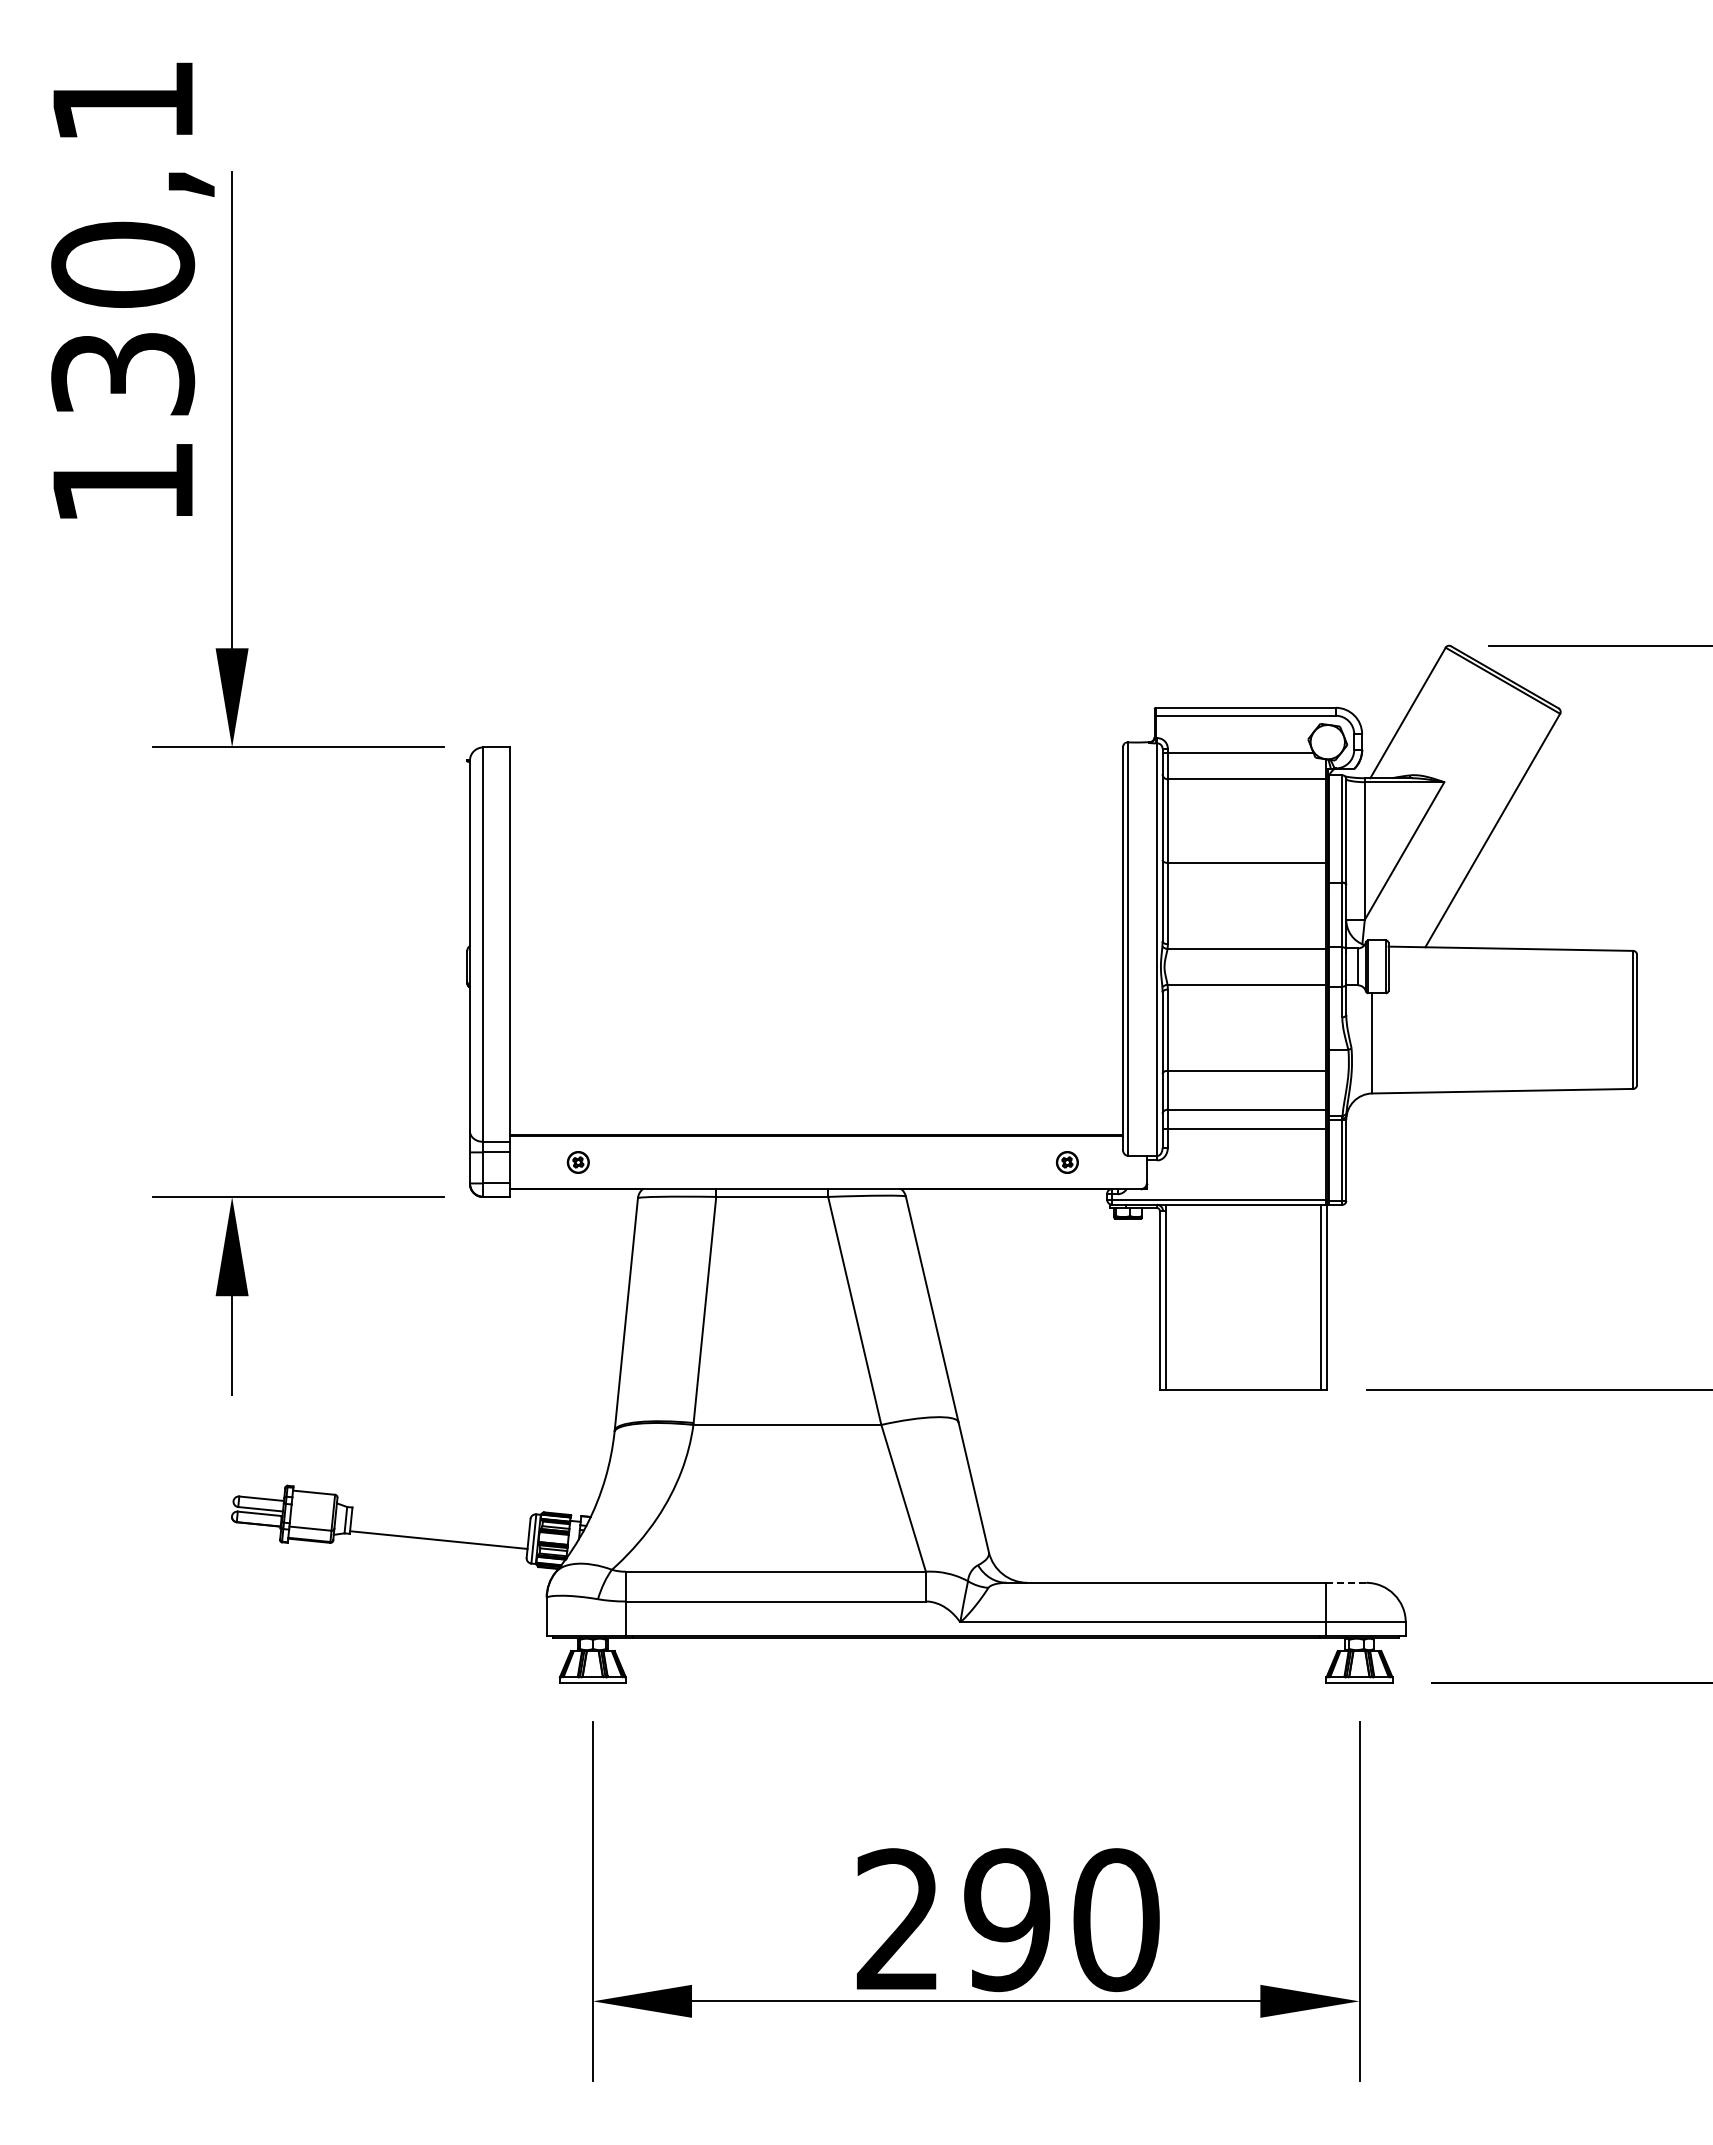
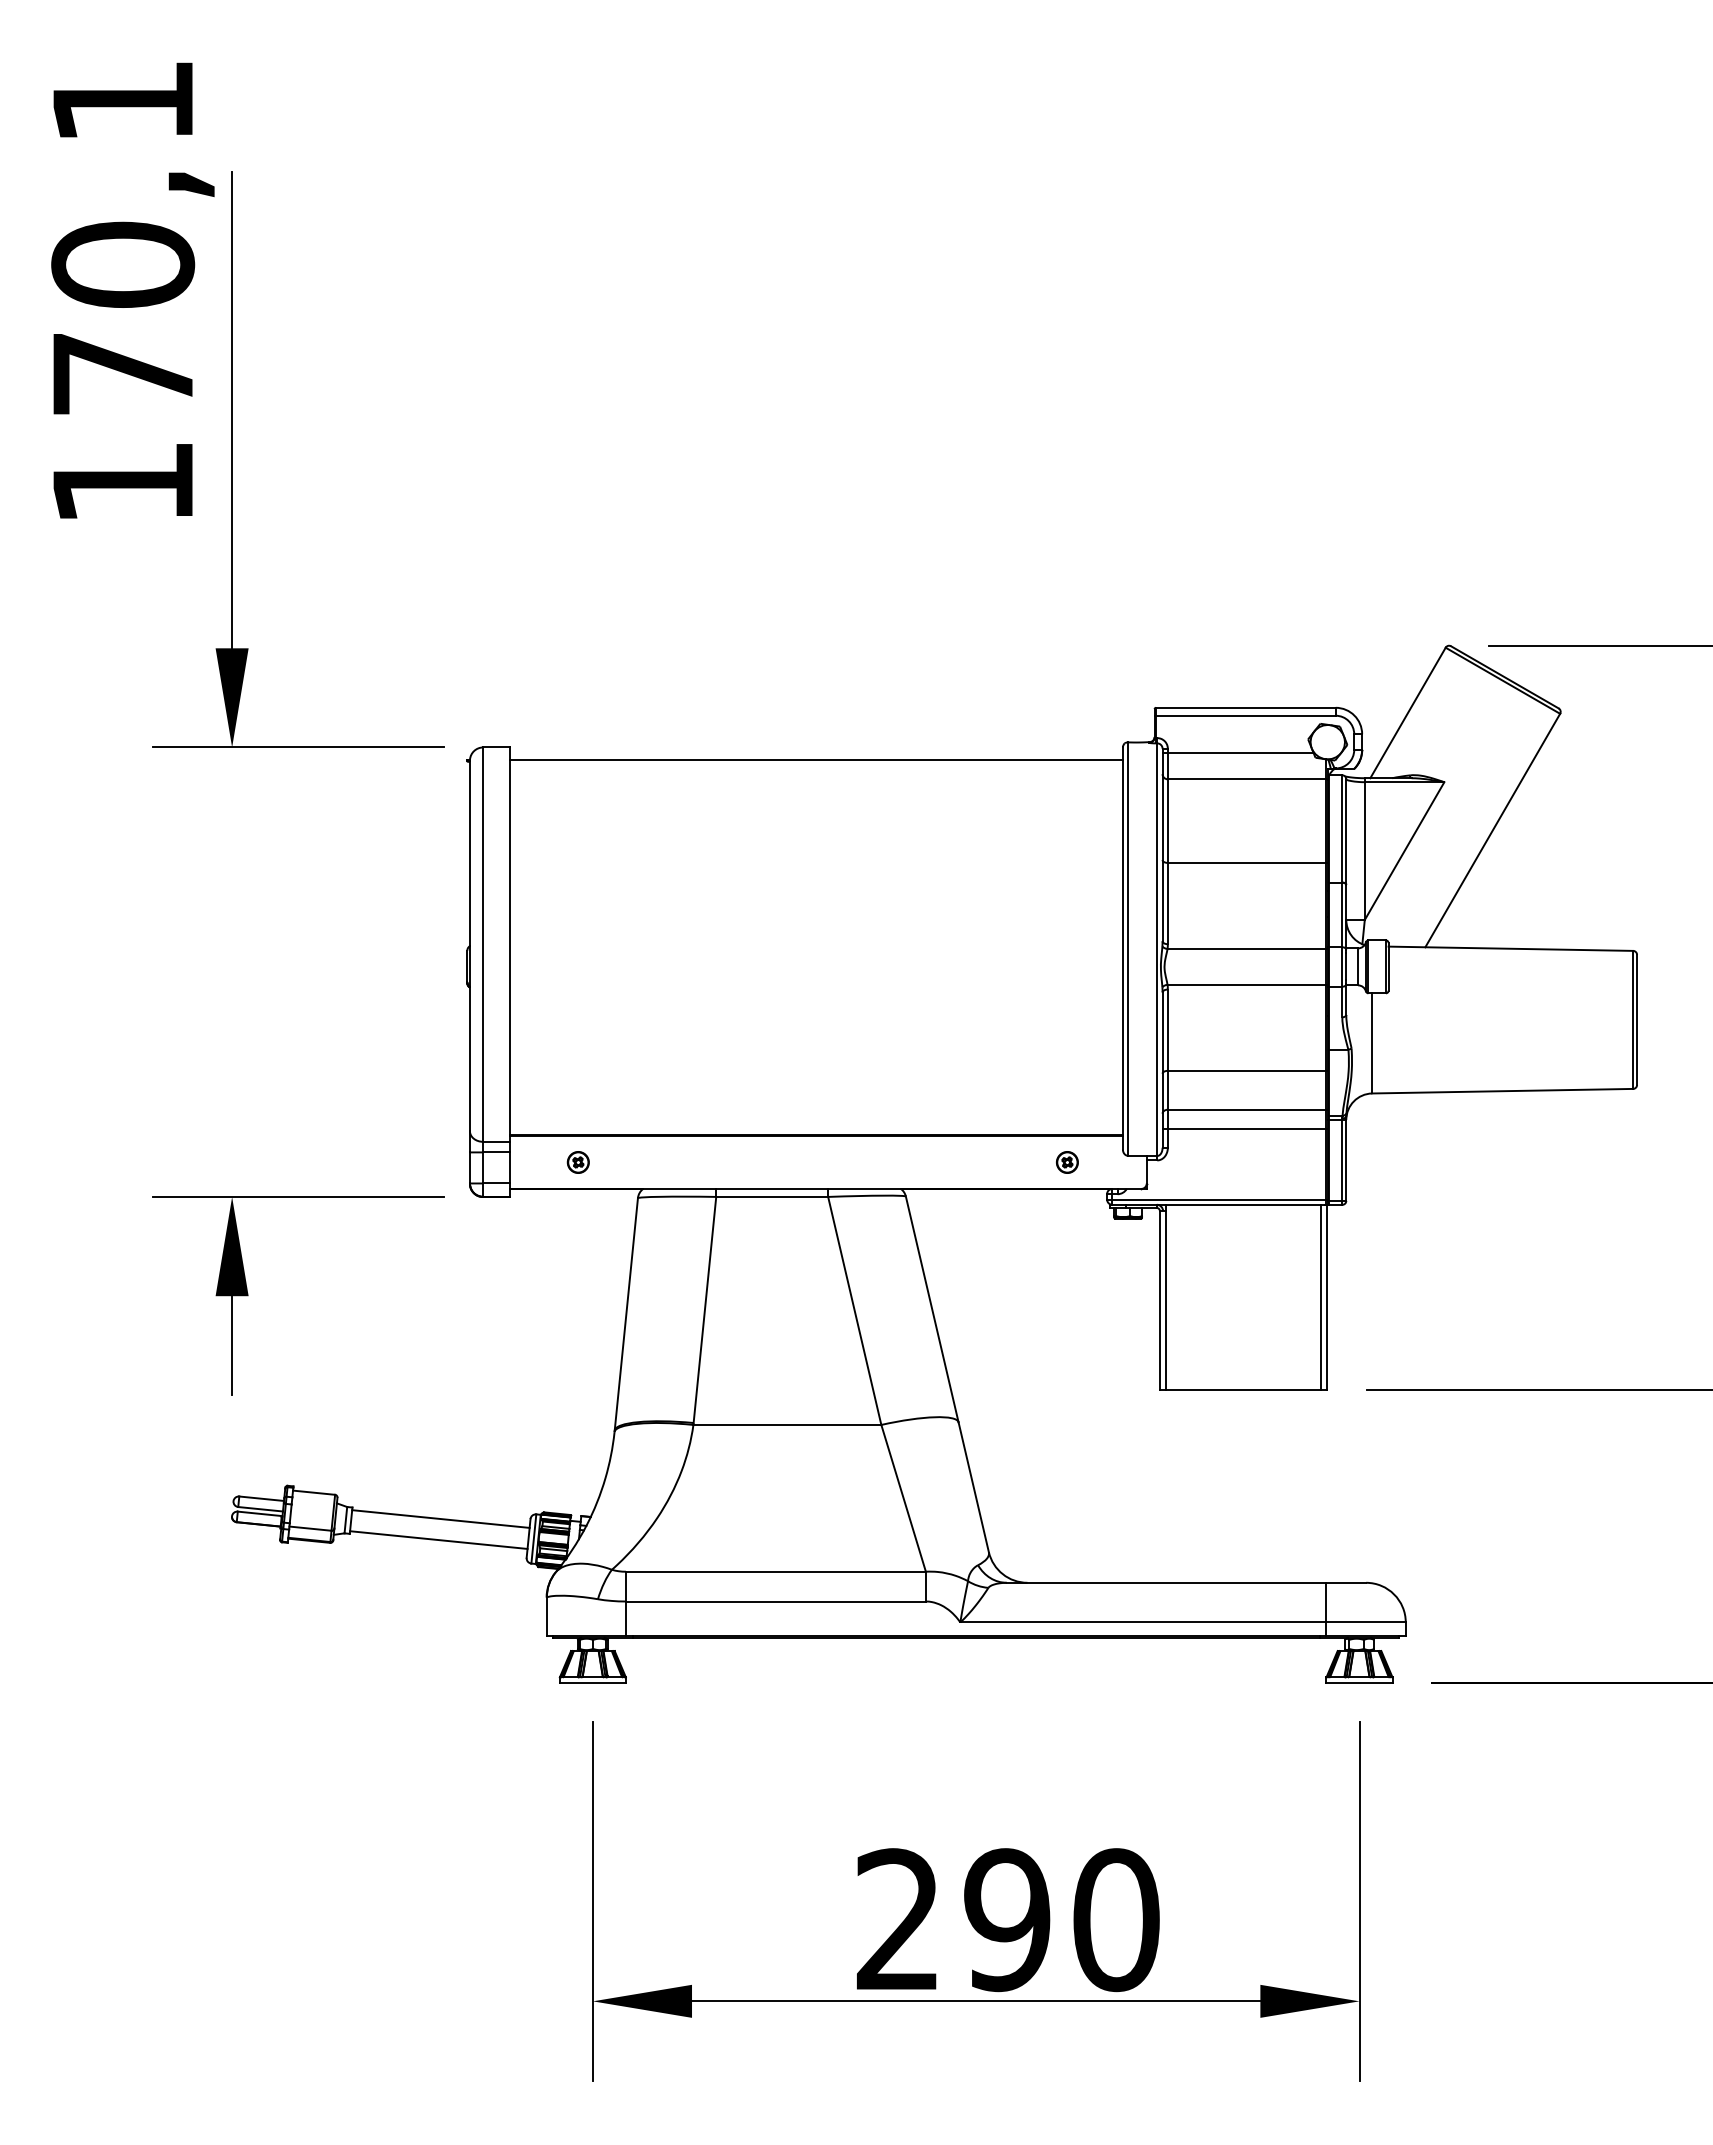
text: 130,1 -> 170,1 (123, 374)
line: none -> present (815, 759)
line: none -> present (440, 1518)
line: dashed -> solid (1346, 1582)
